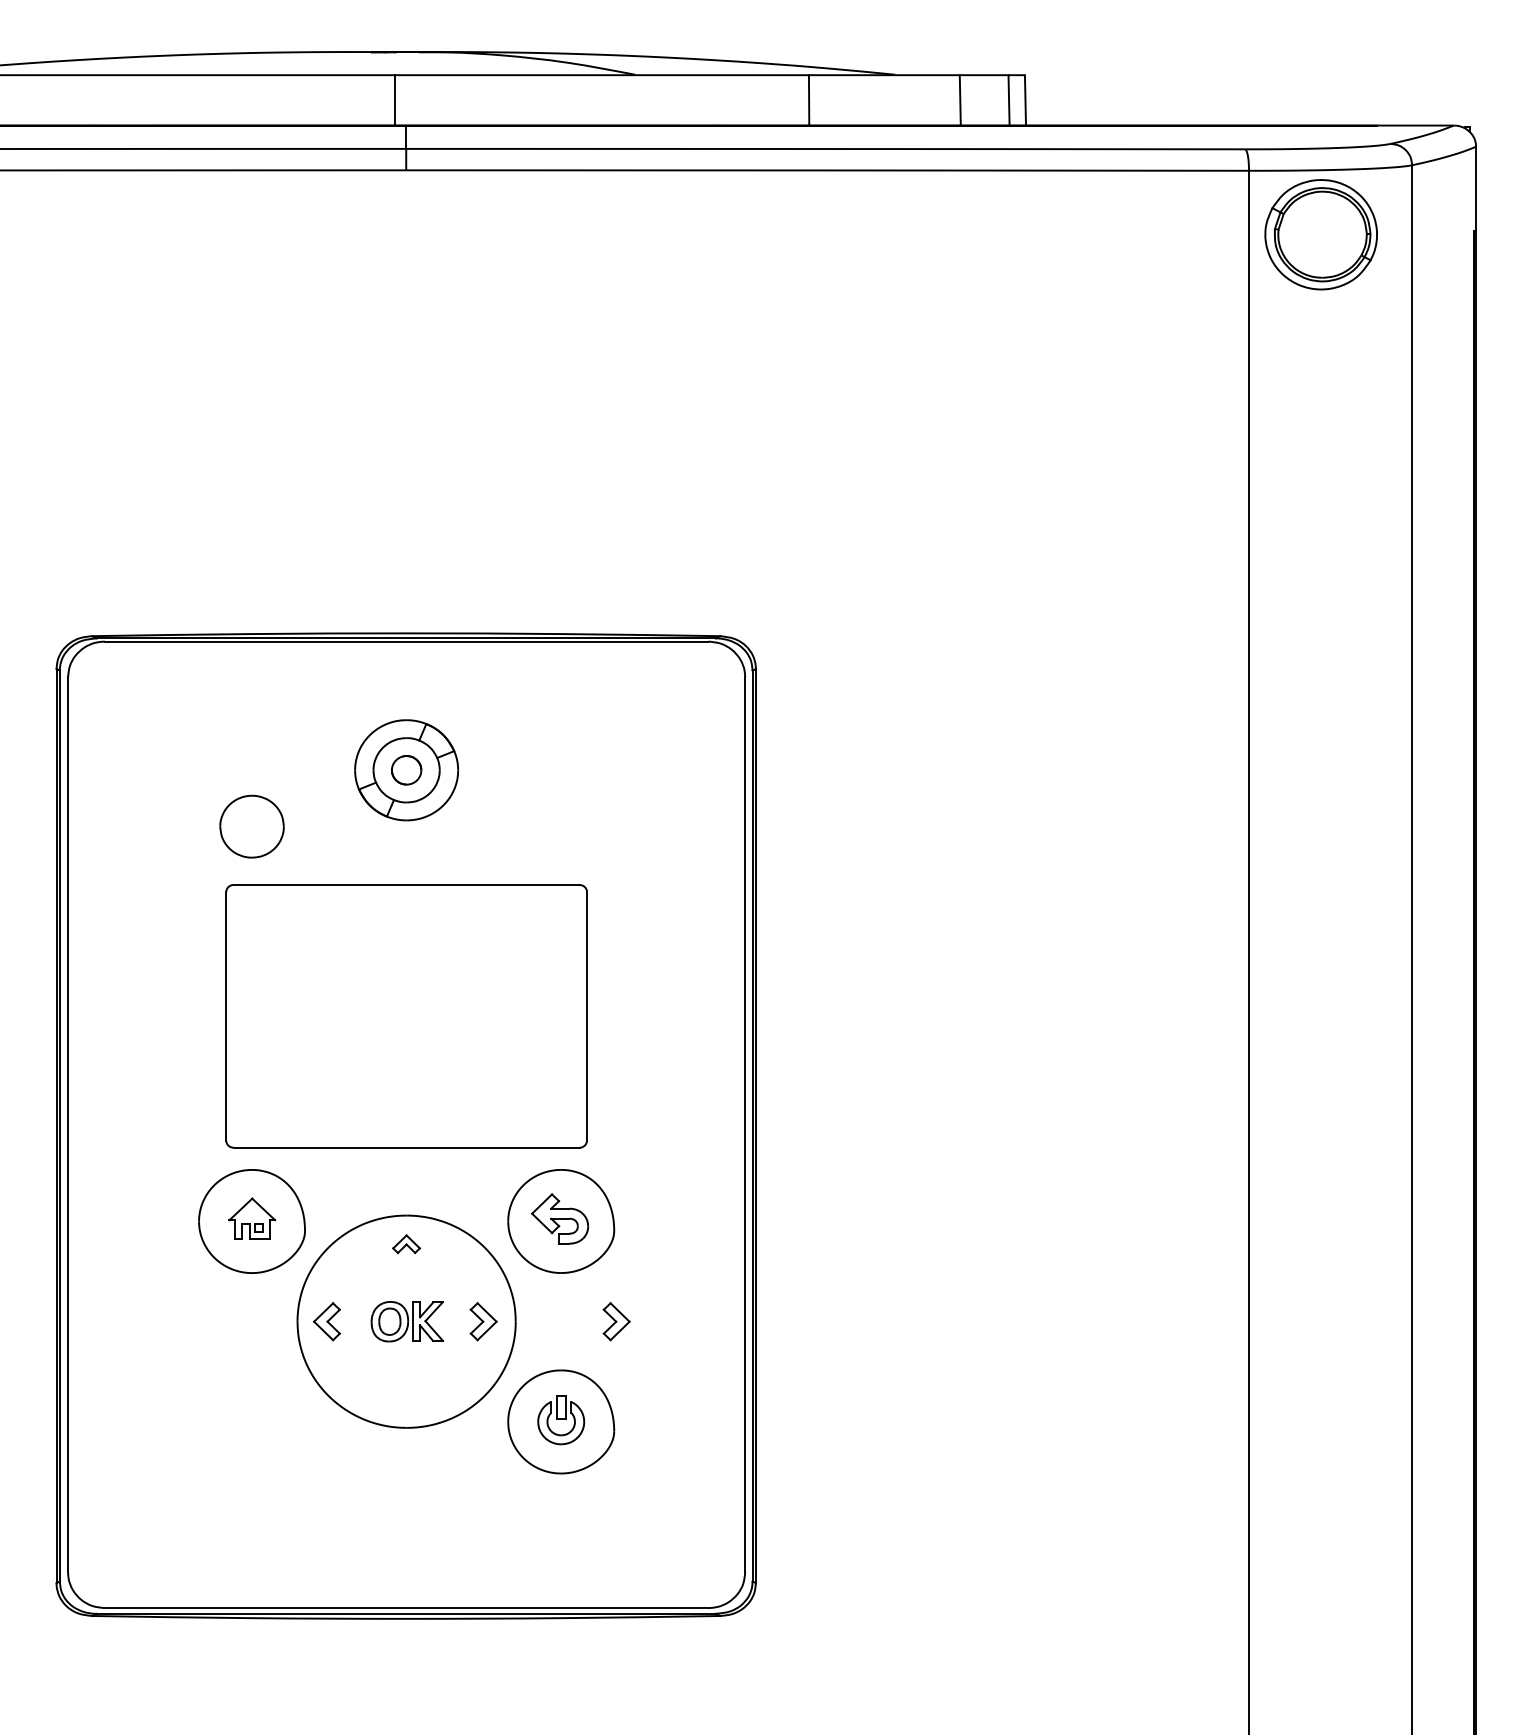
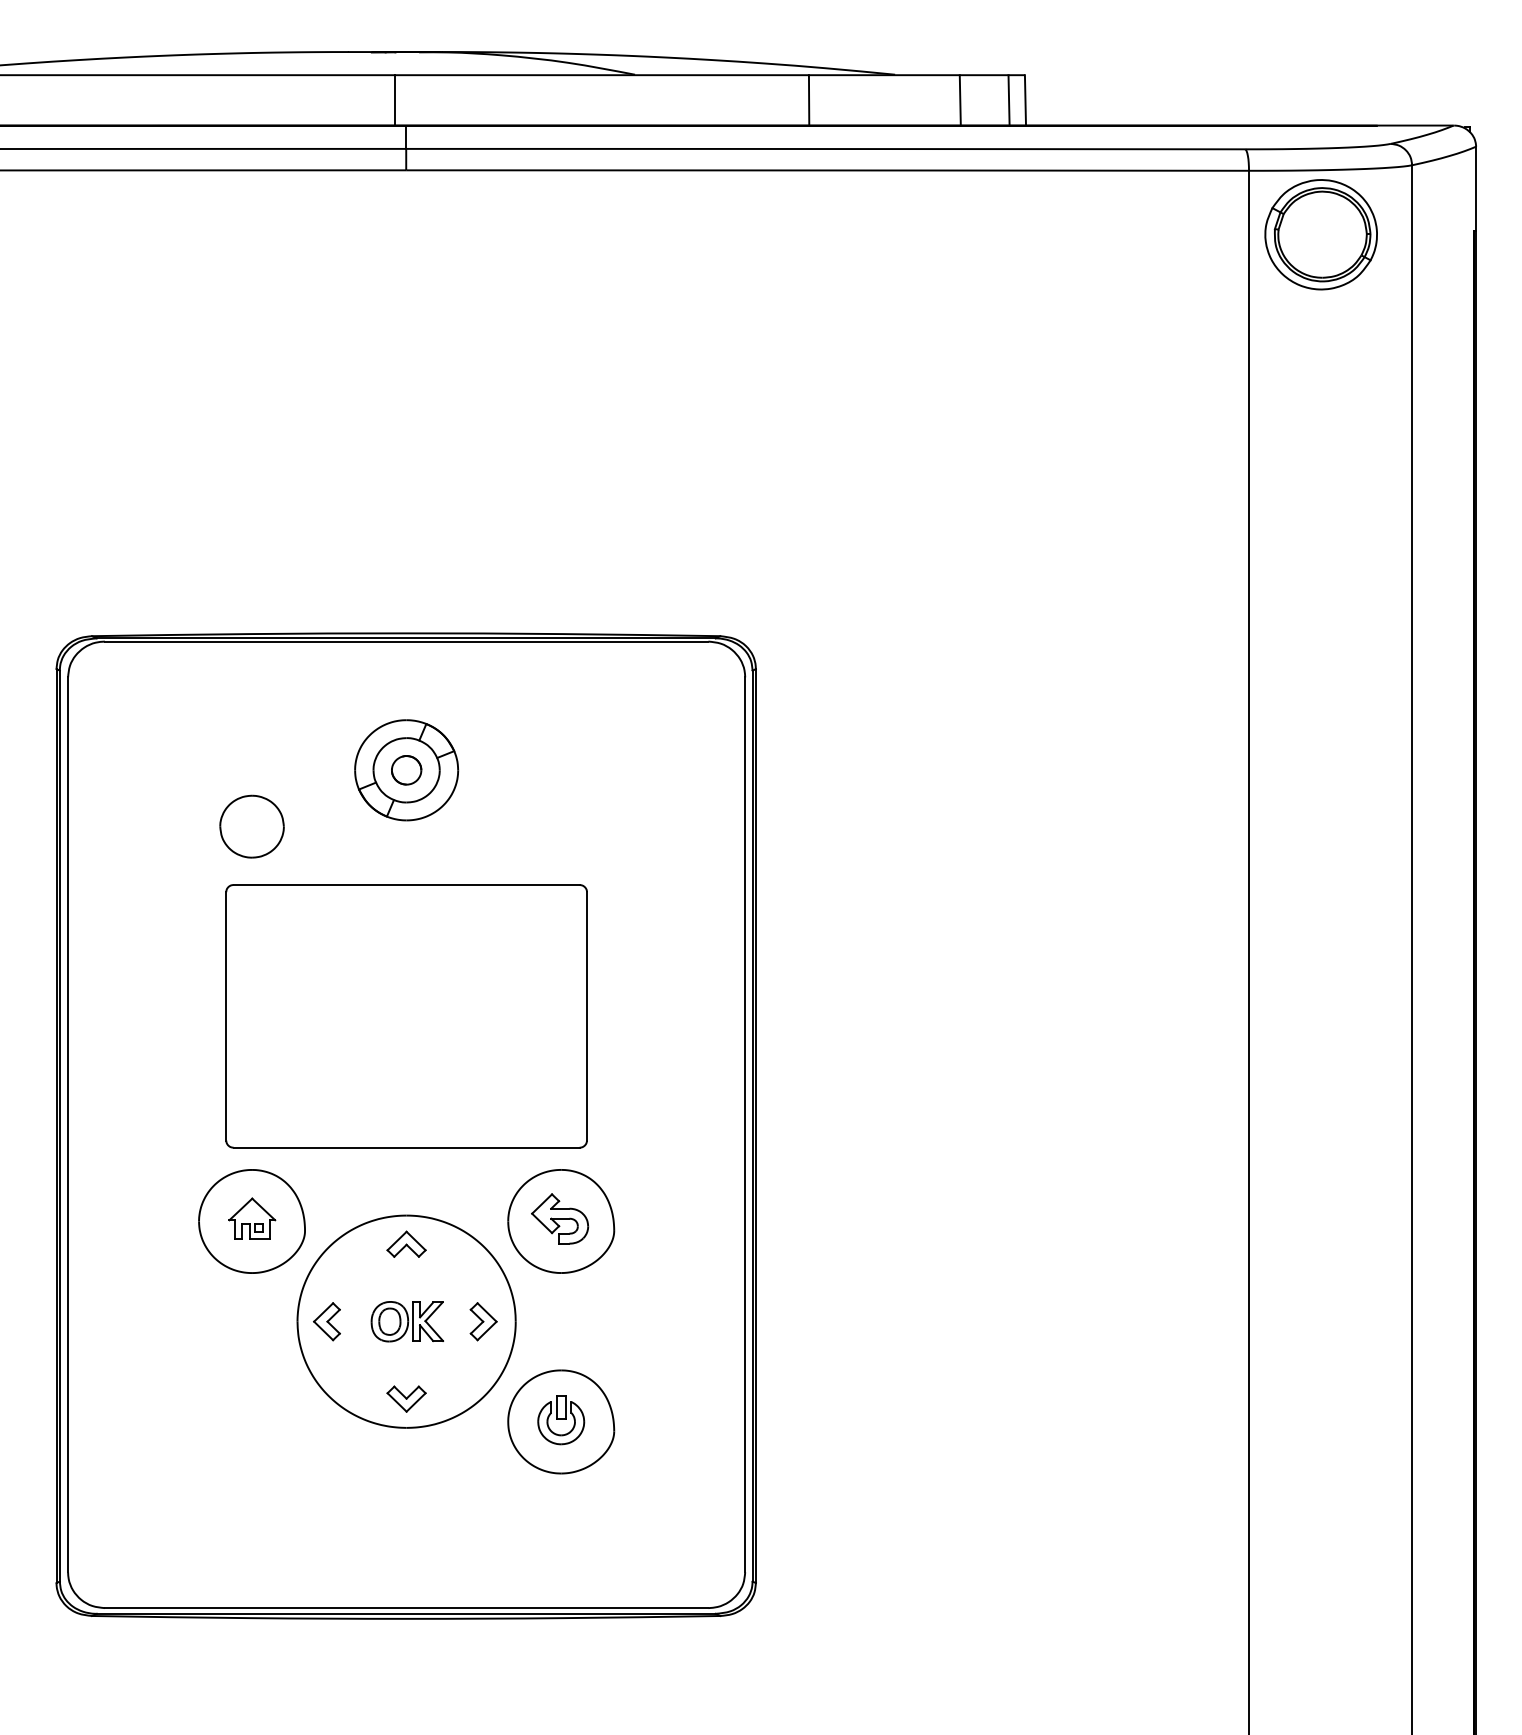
part size: 29x21 px -> 41x28 px (406, 1243)
part: present -> none (616, 1321)
part: none -> present (406, 1398)
